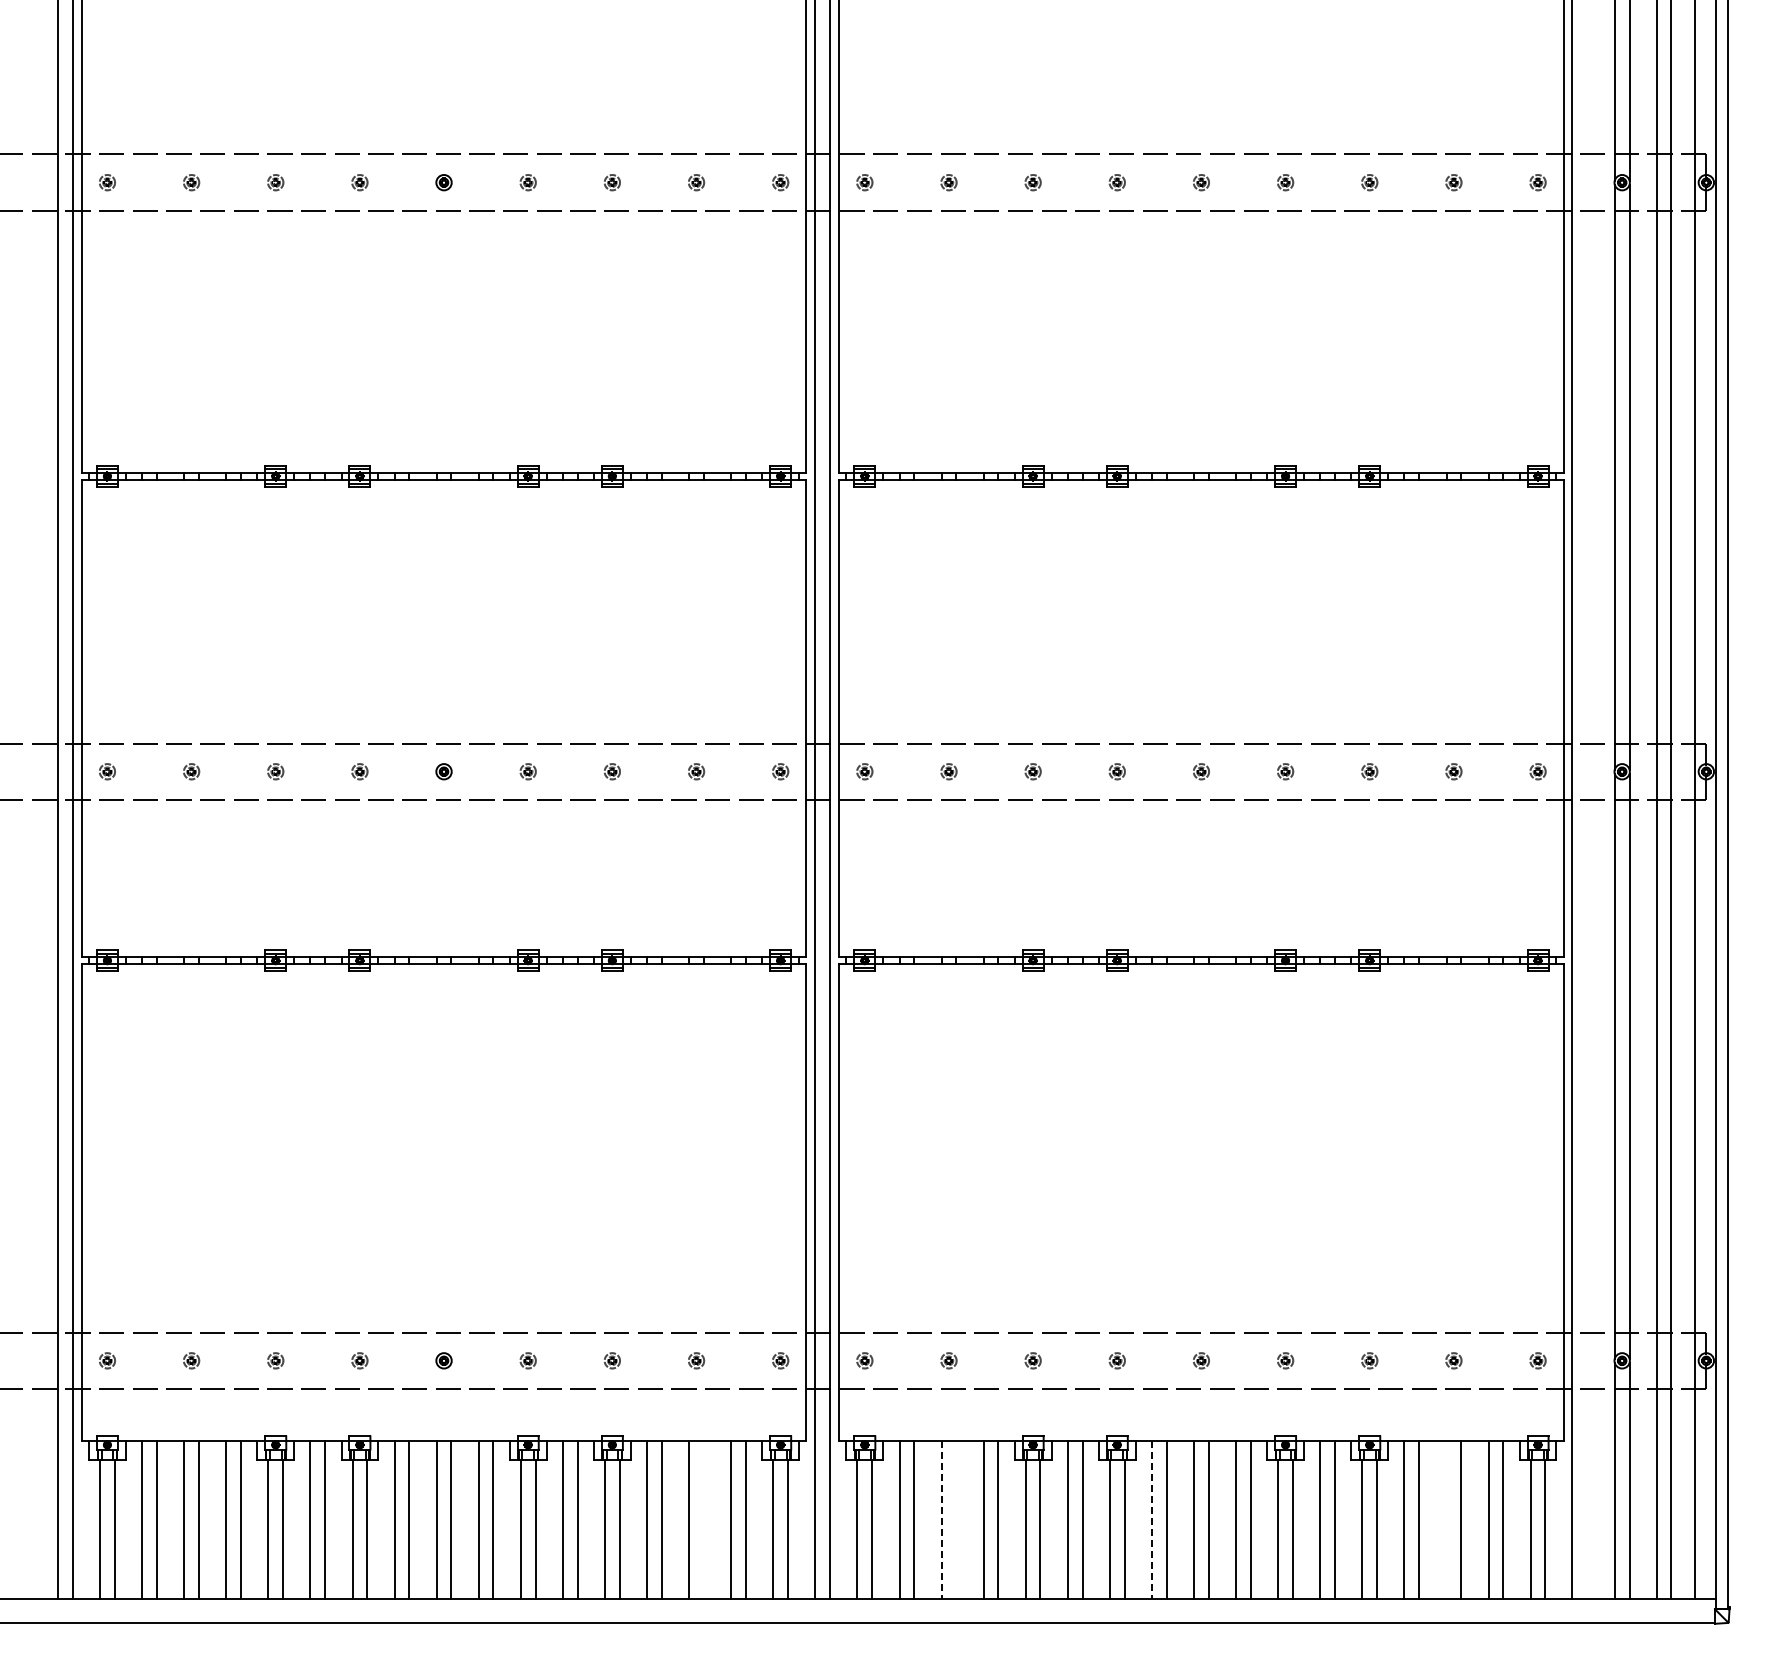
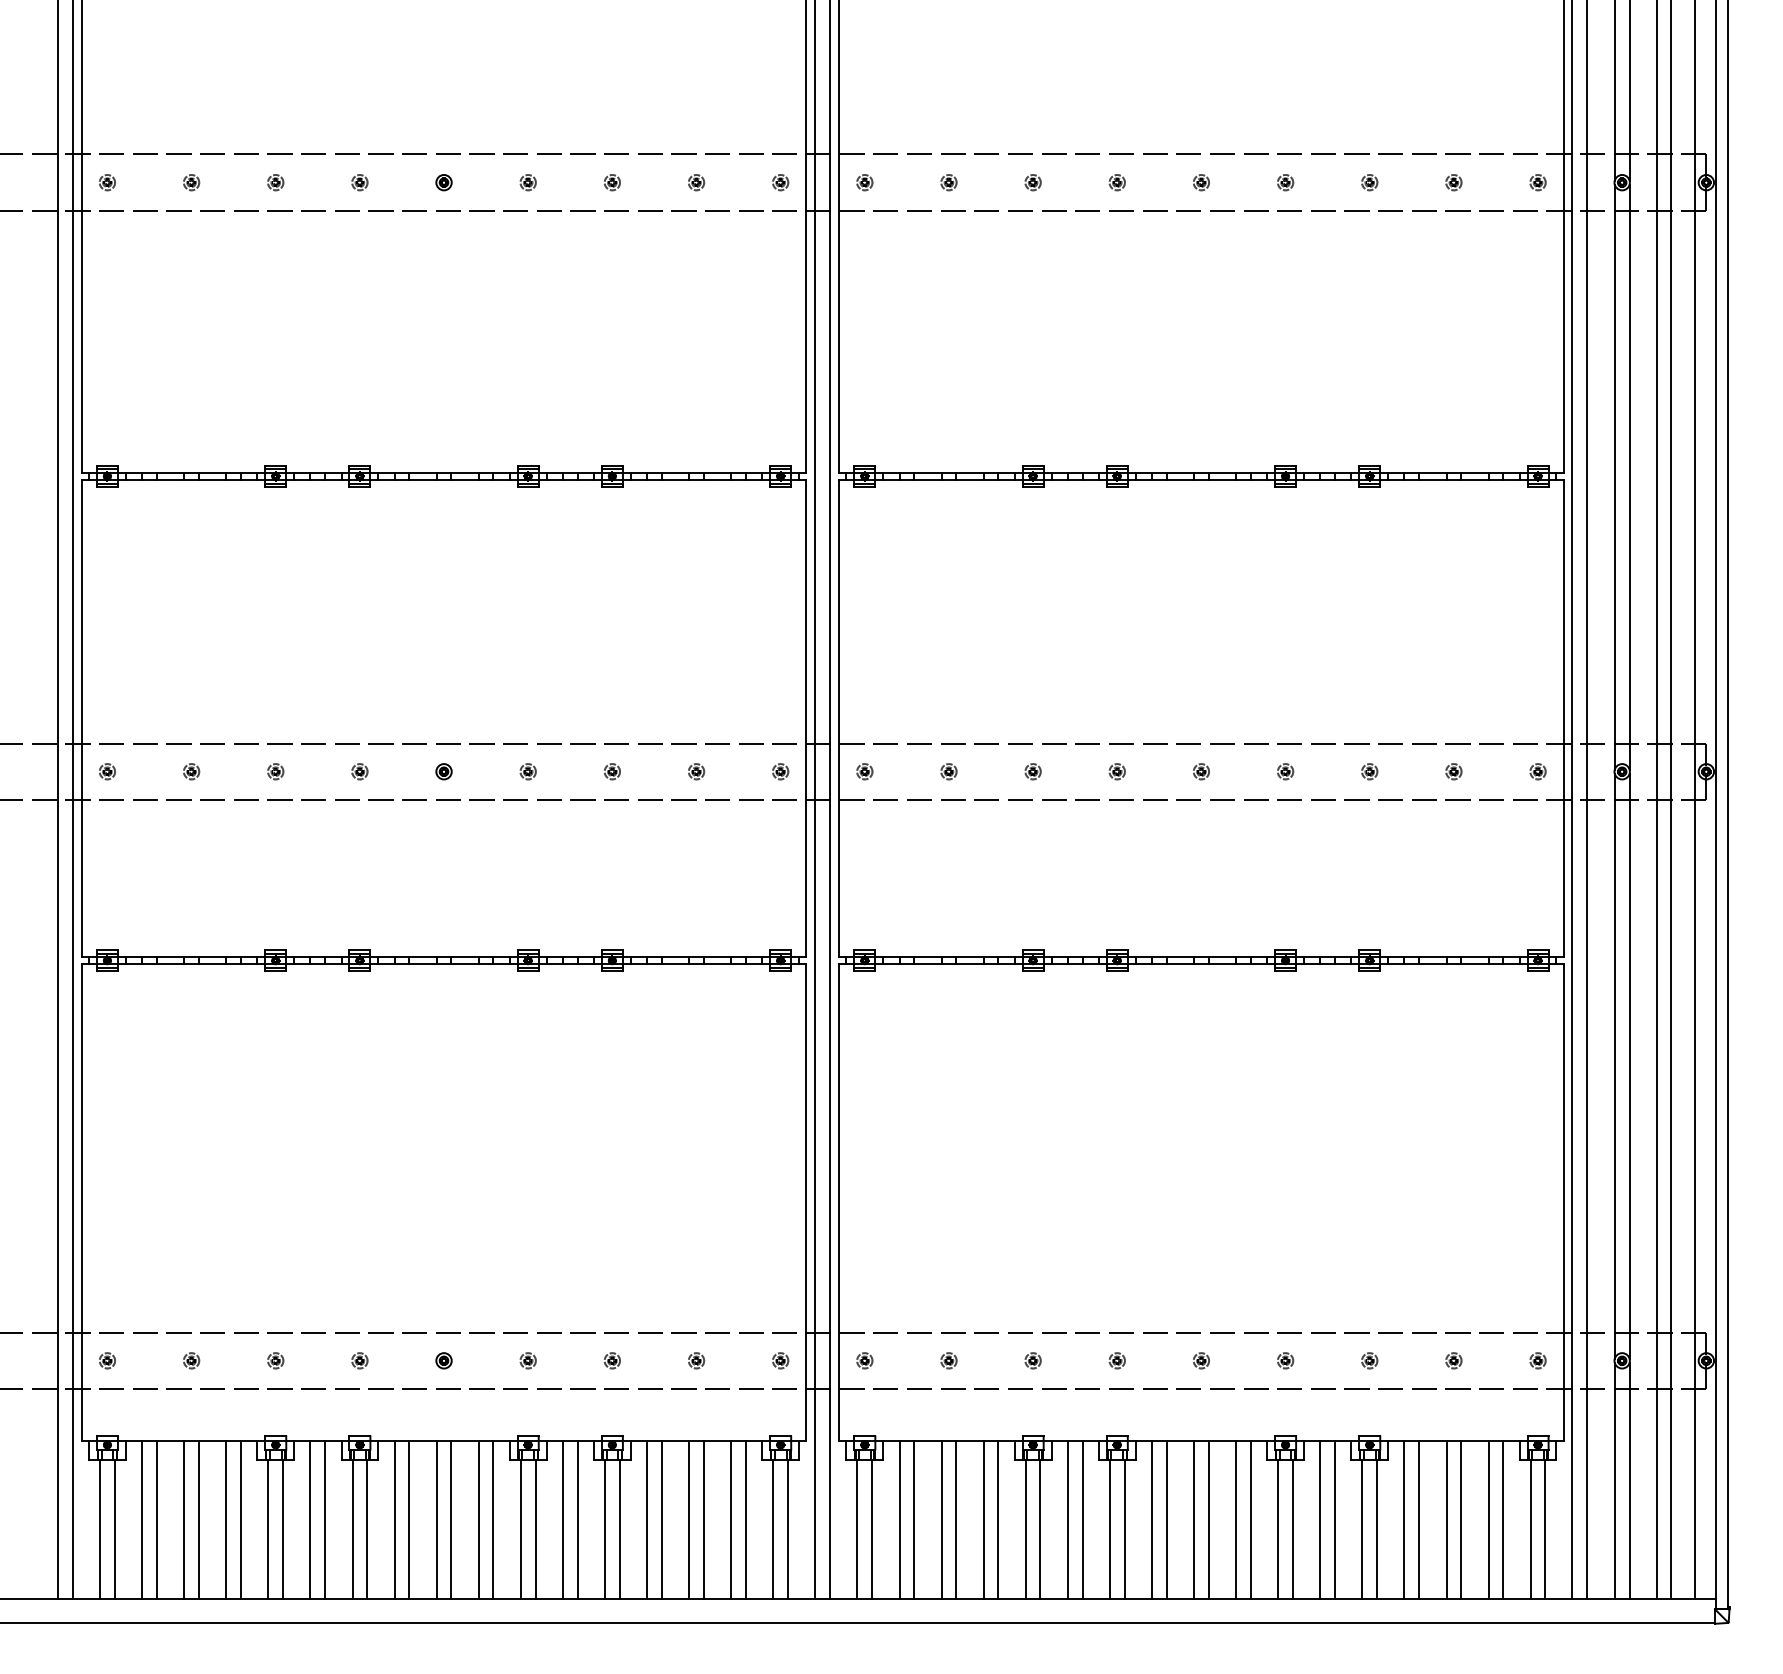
line: none -> present (1587, 800)
line: none -> present (703, 1519)
line: none -> present (956, 1519)
line: none -> present (1446, 1519)
line: dashed -> solid (941, 1520)
line: dashed -> solid (1151, 1520)
